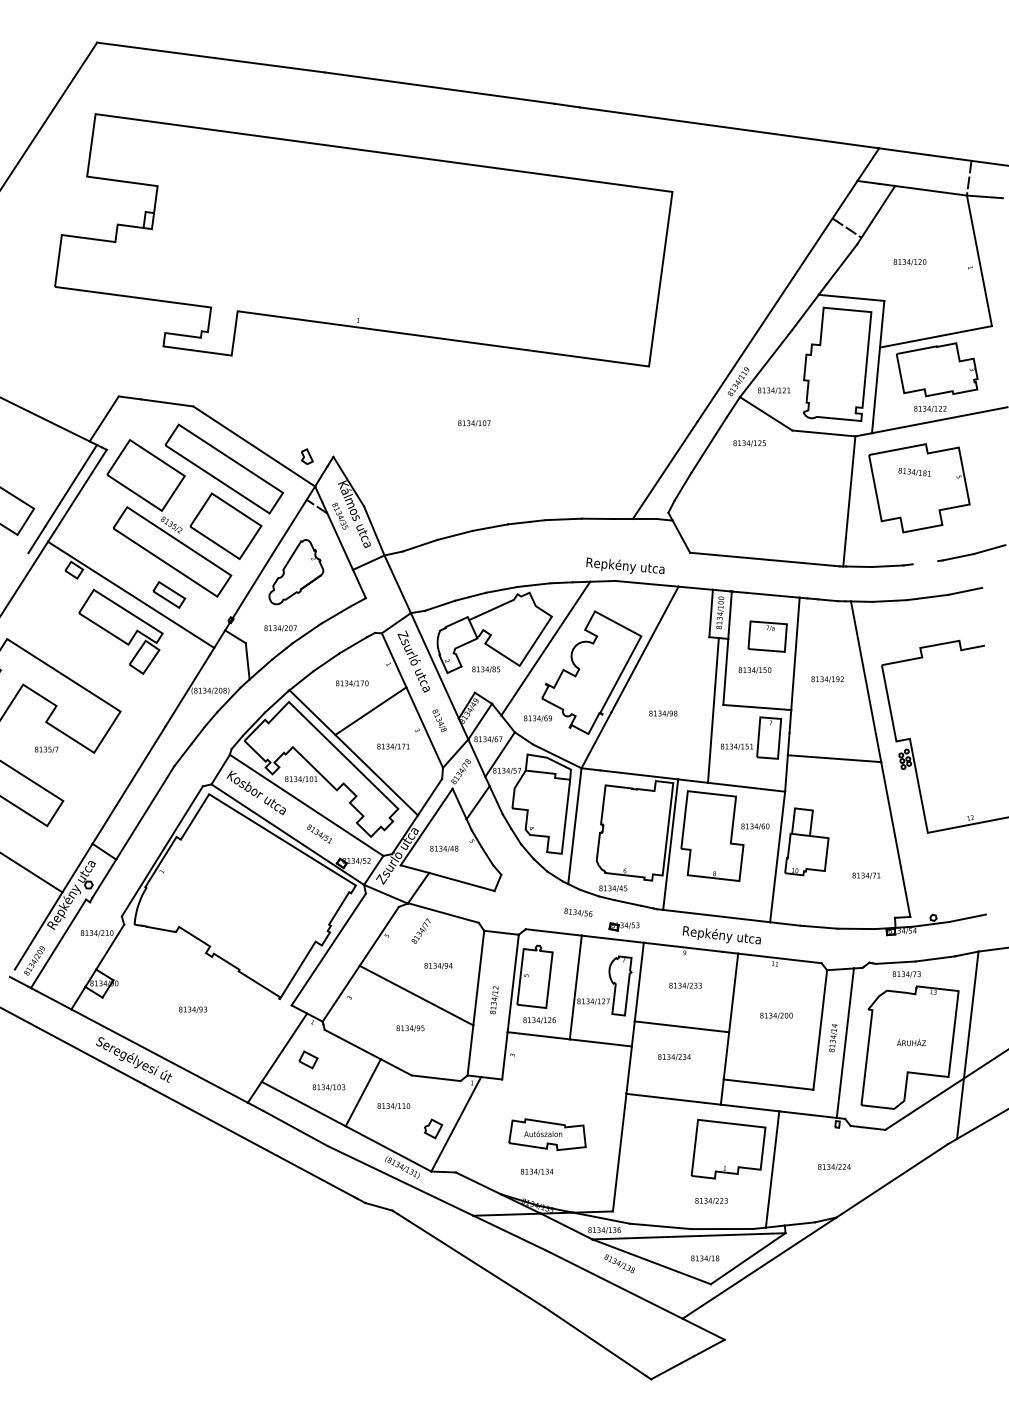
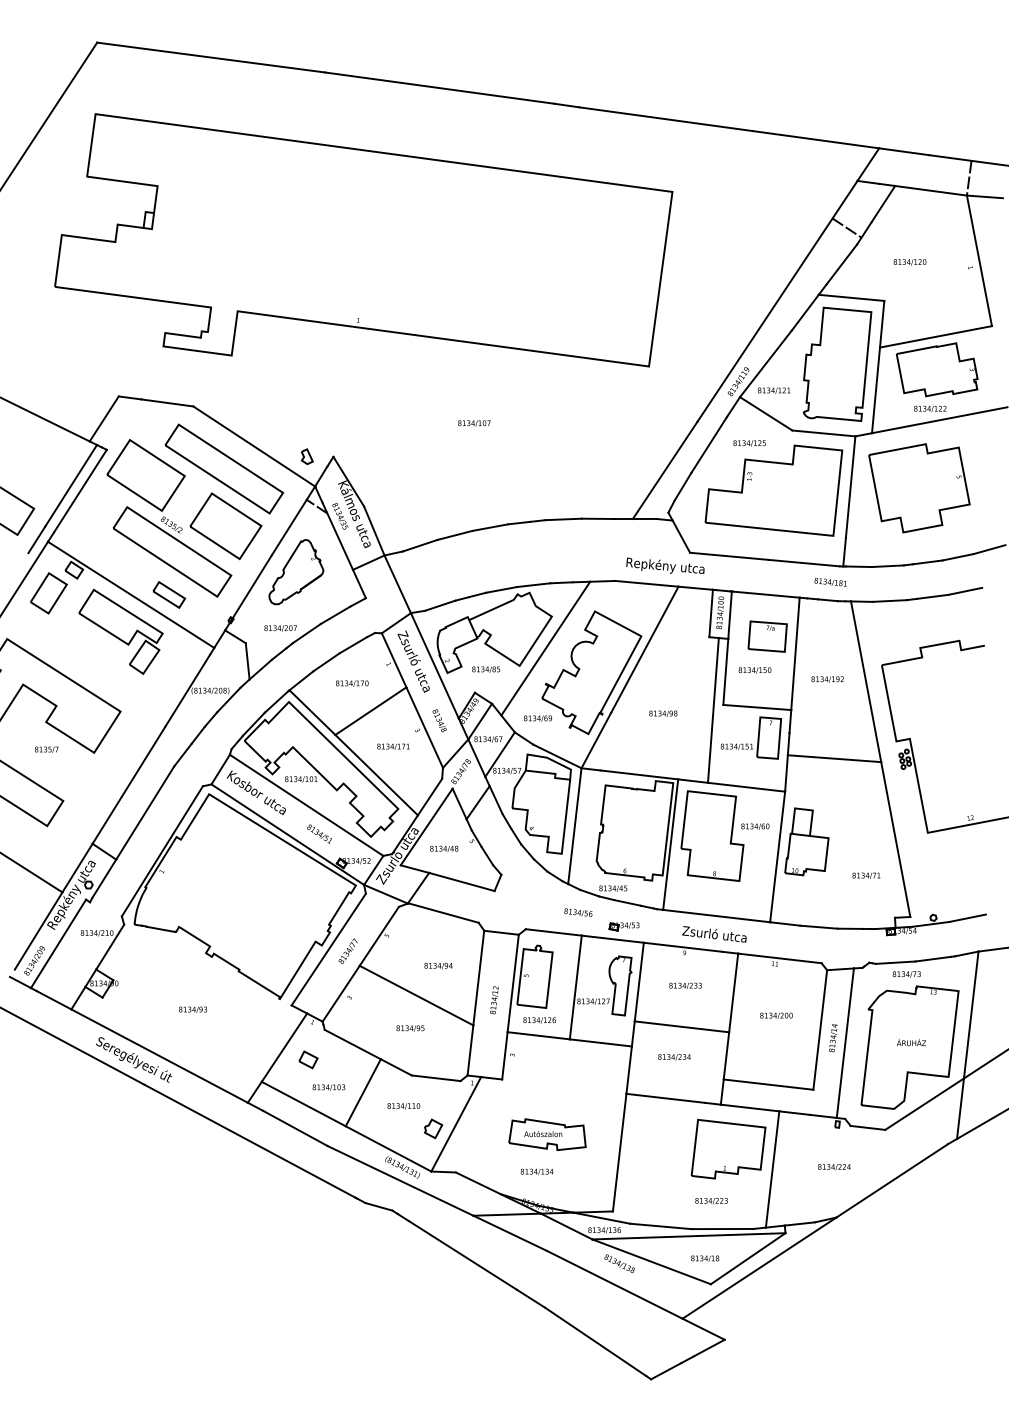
text position: (914, 471) -> (830, 581) (830, 581)
part: none -> present (773, 490)
line: none -> present (925, 562)
text position: (625, 565) -> (665, 565) (665, 565)
part: none -> present (48, 593)
text position: (420, 930) -> (347, 950) (347, 950)
text: Repkény utca -> Zsurló utca (721, 935)
text position: (393, 1106) -> (403, 1106) (403, 1106)
